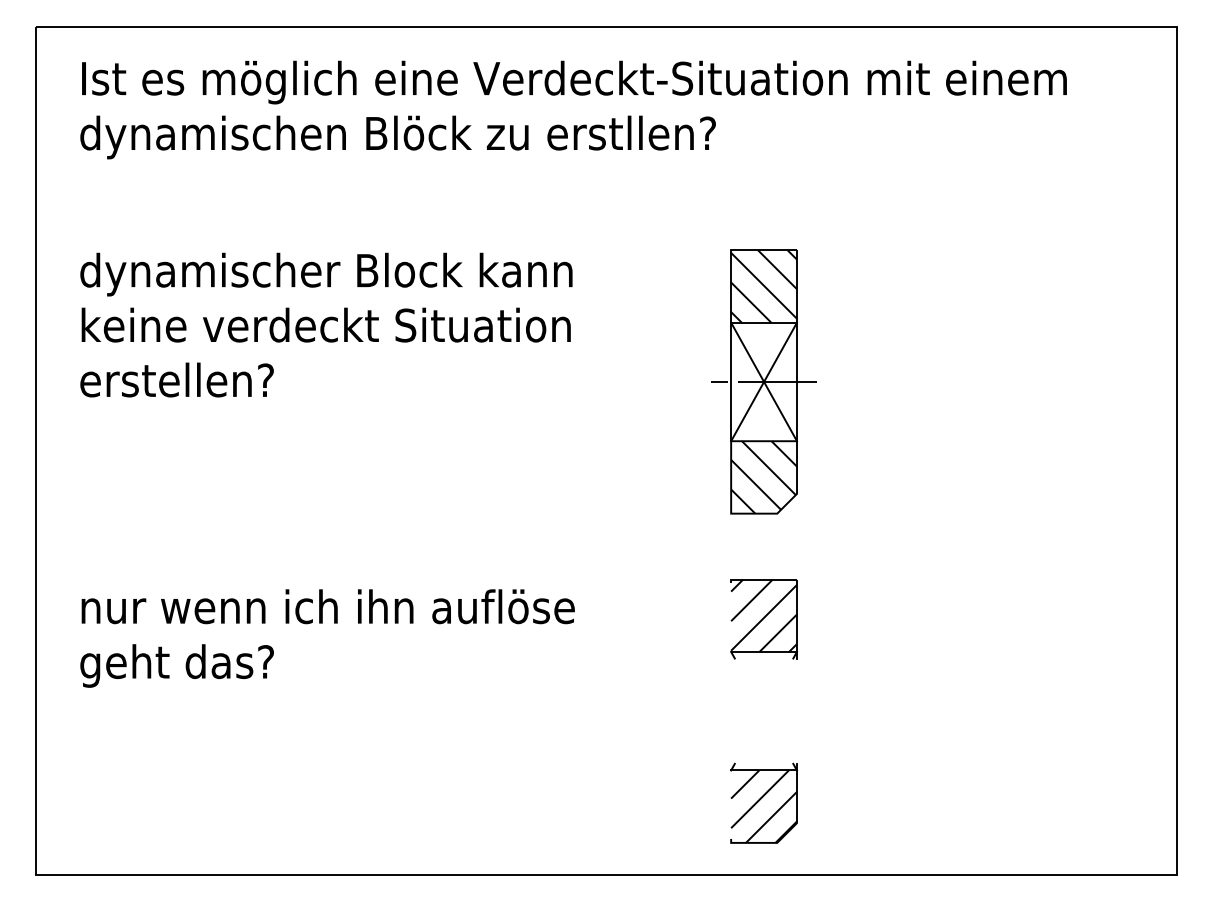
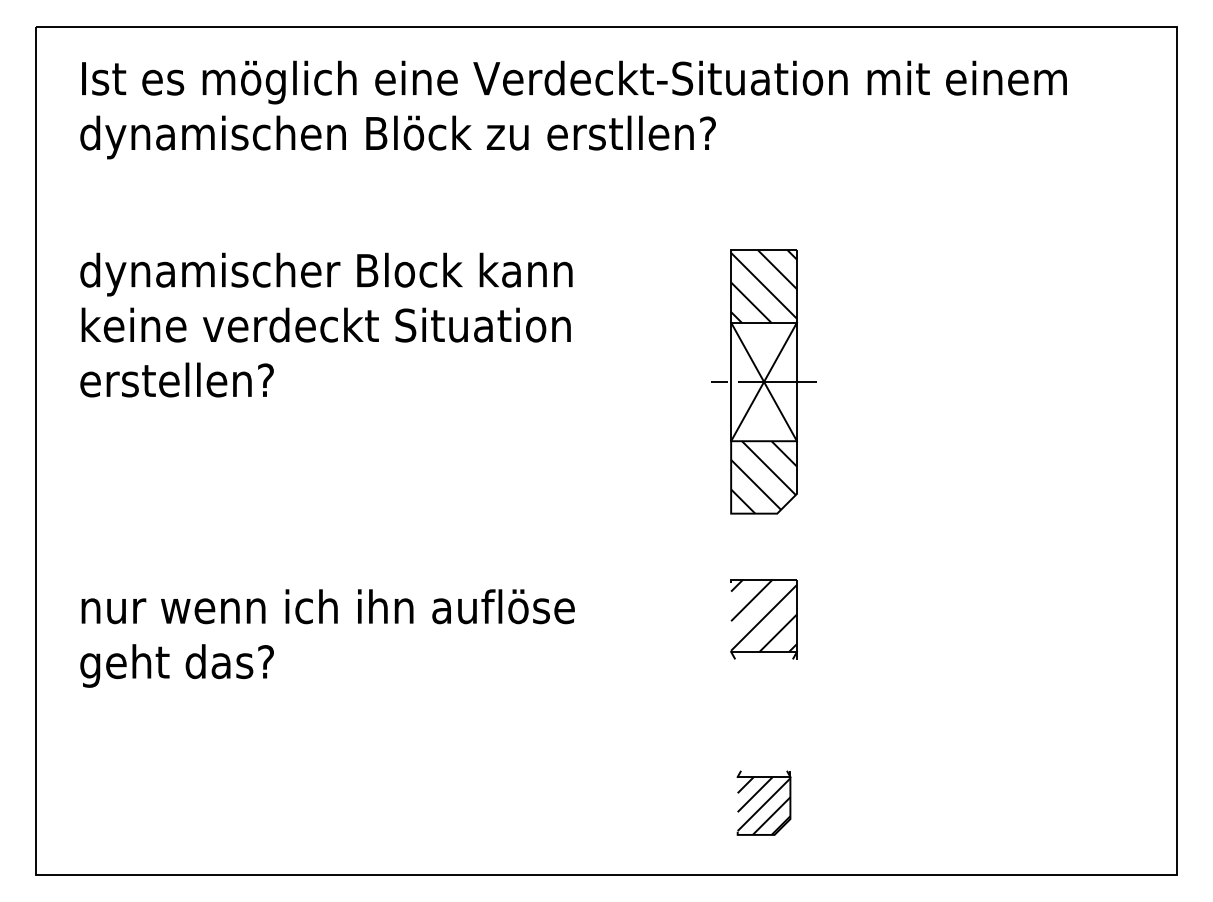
part size: 68x82 px -> 56x66 px (763, 802)
